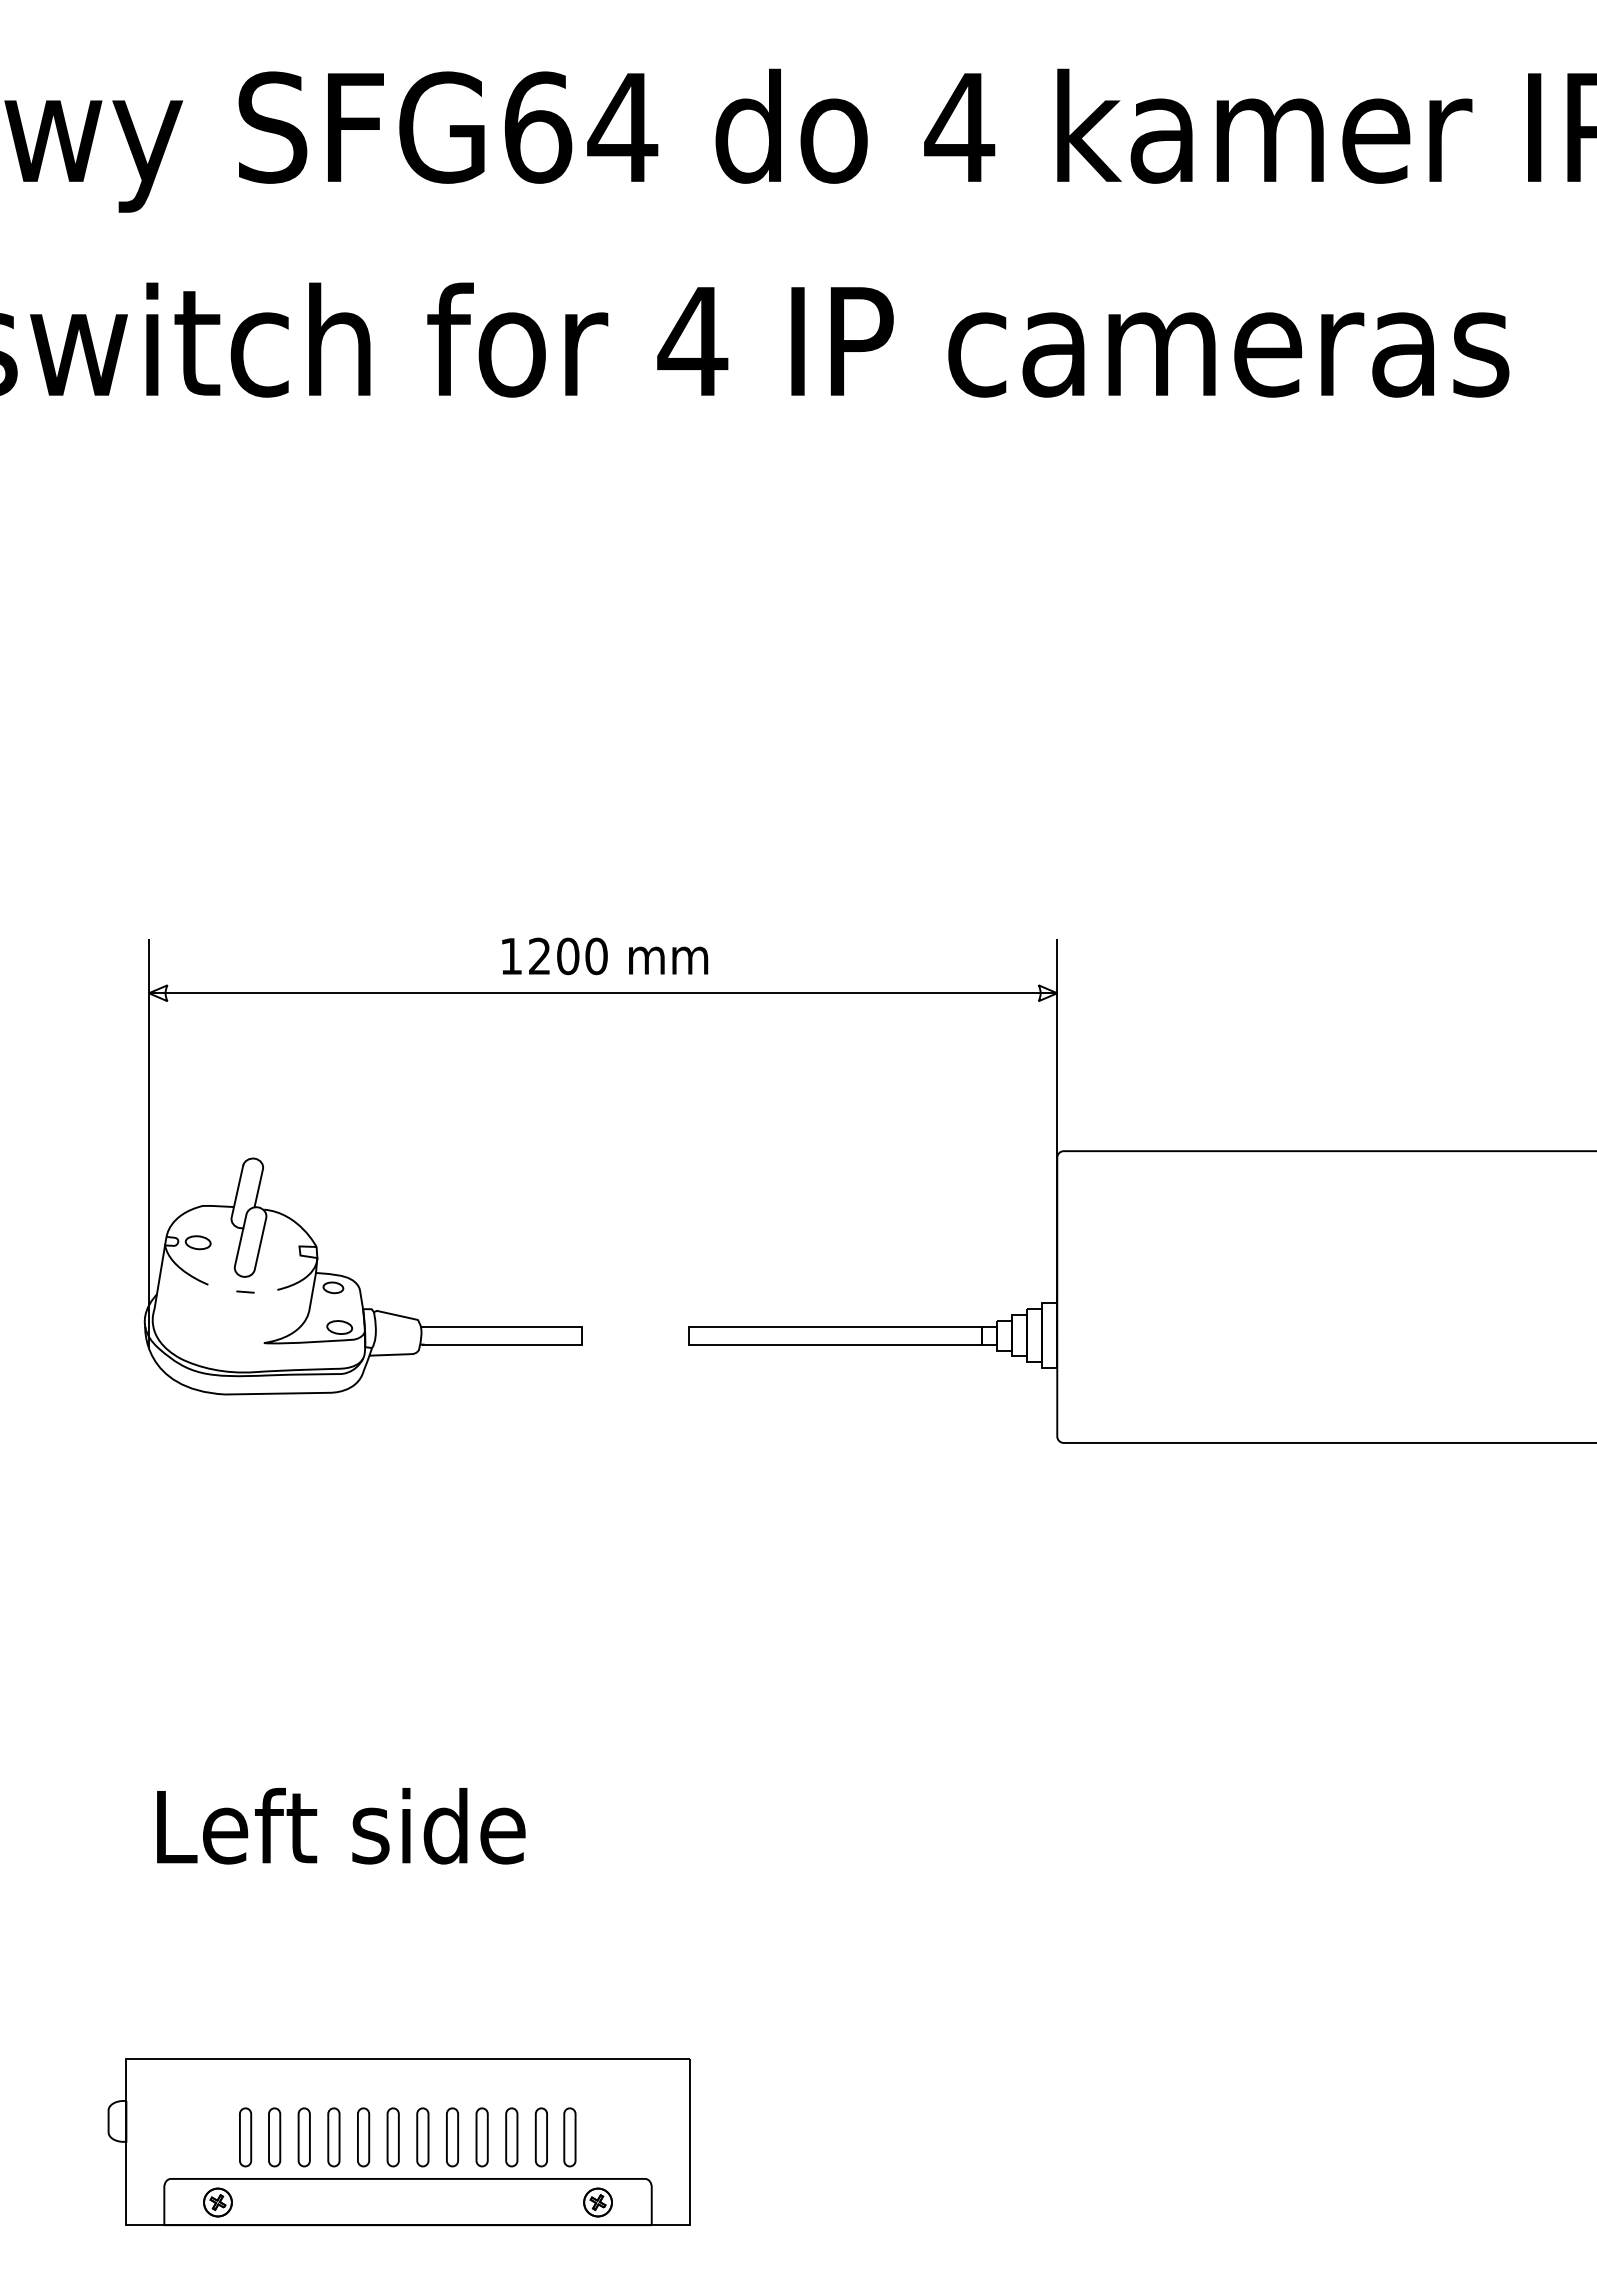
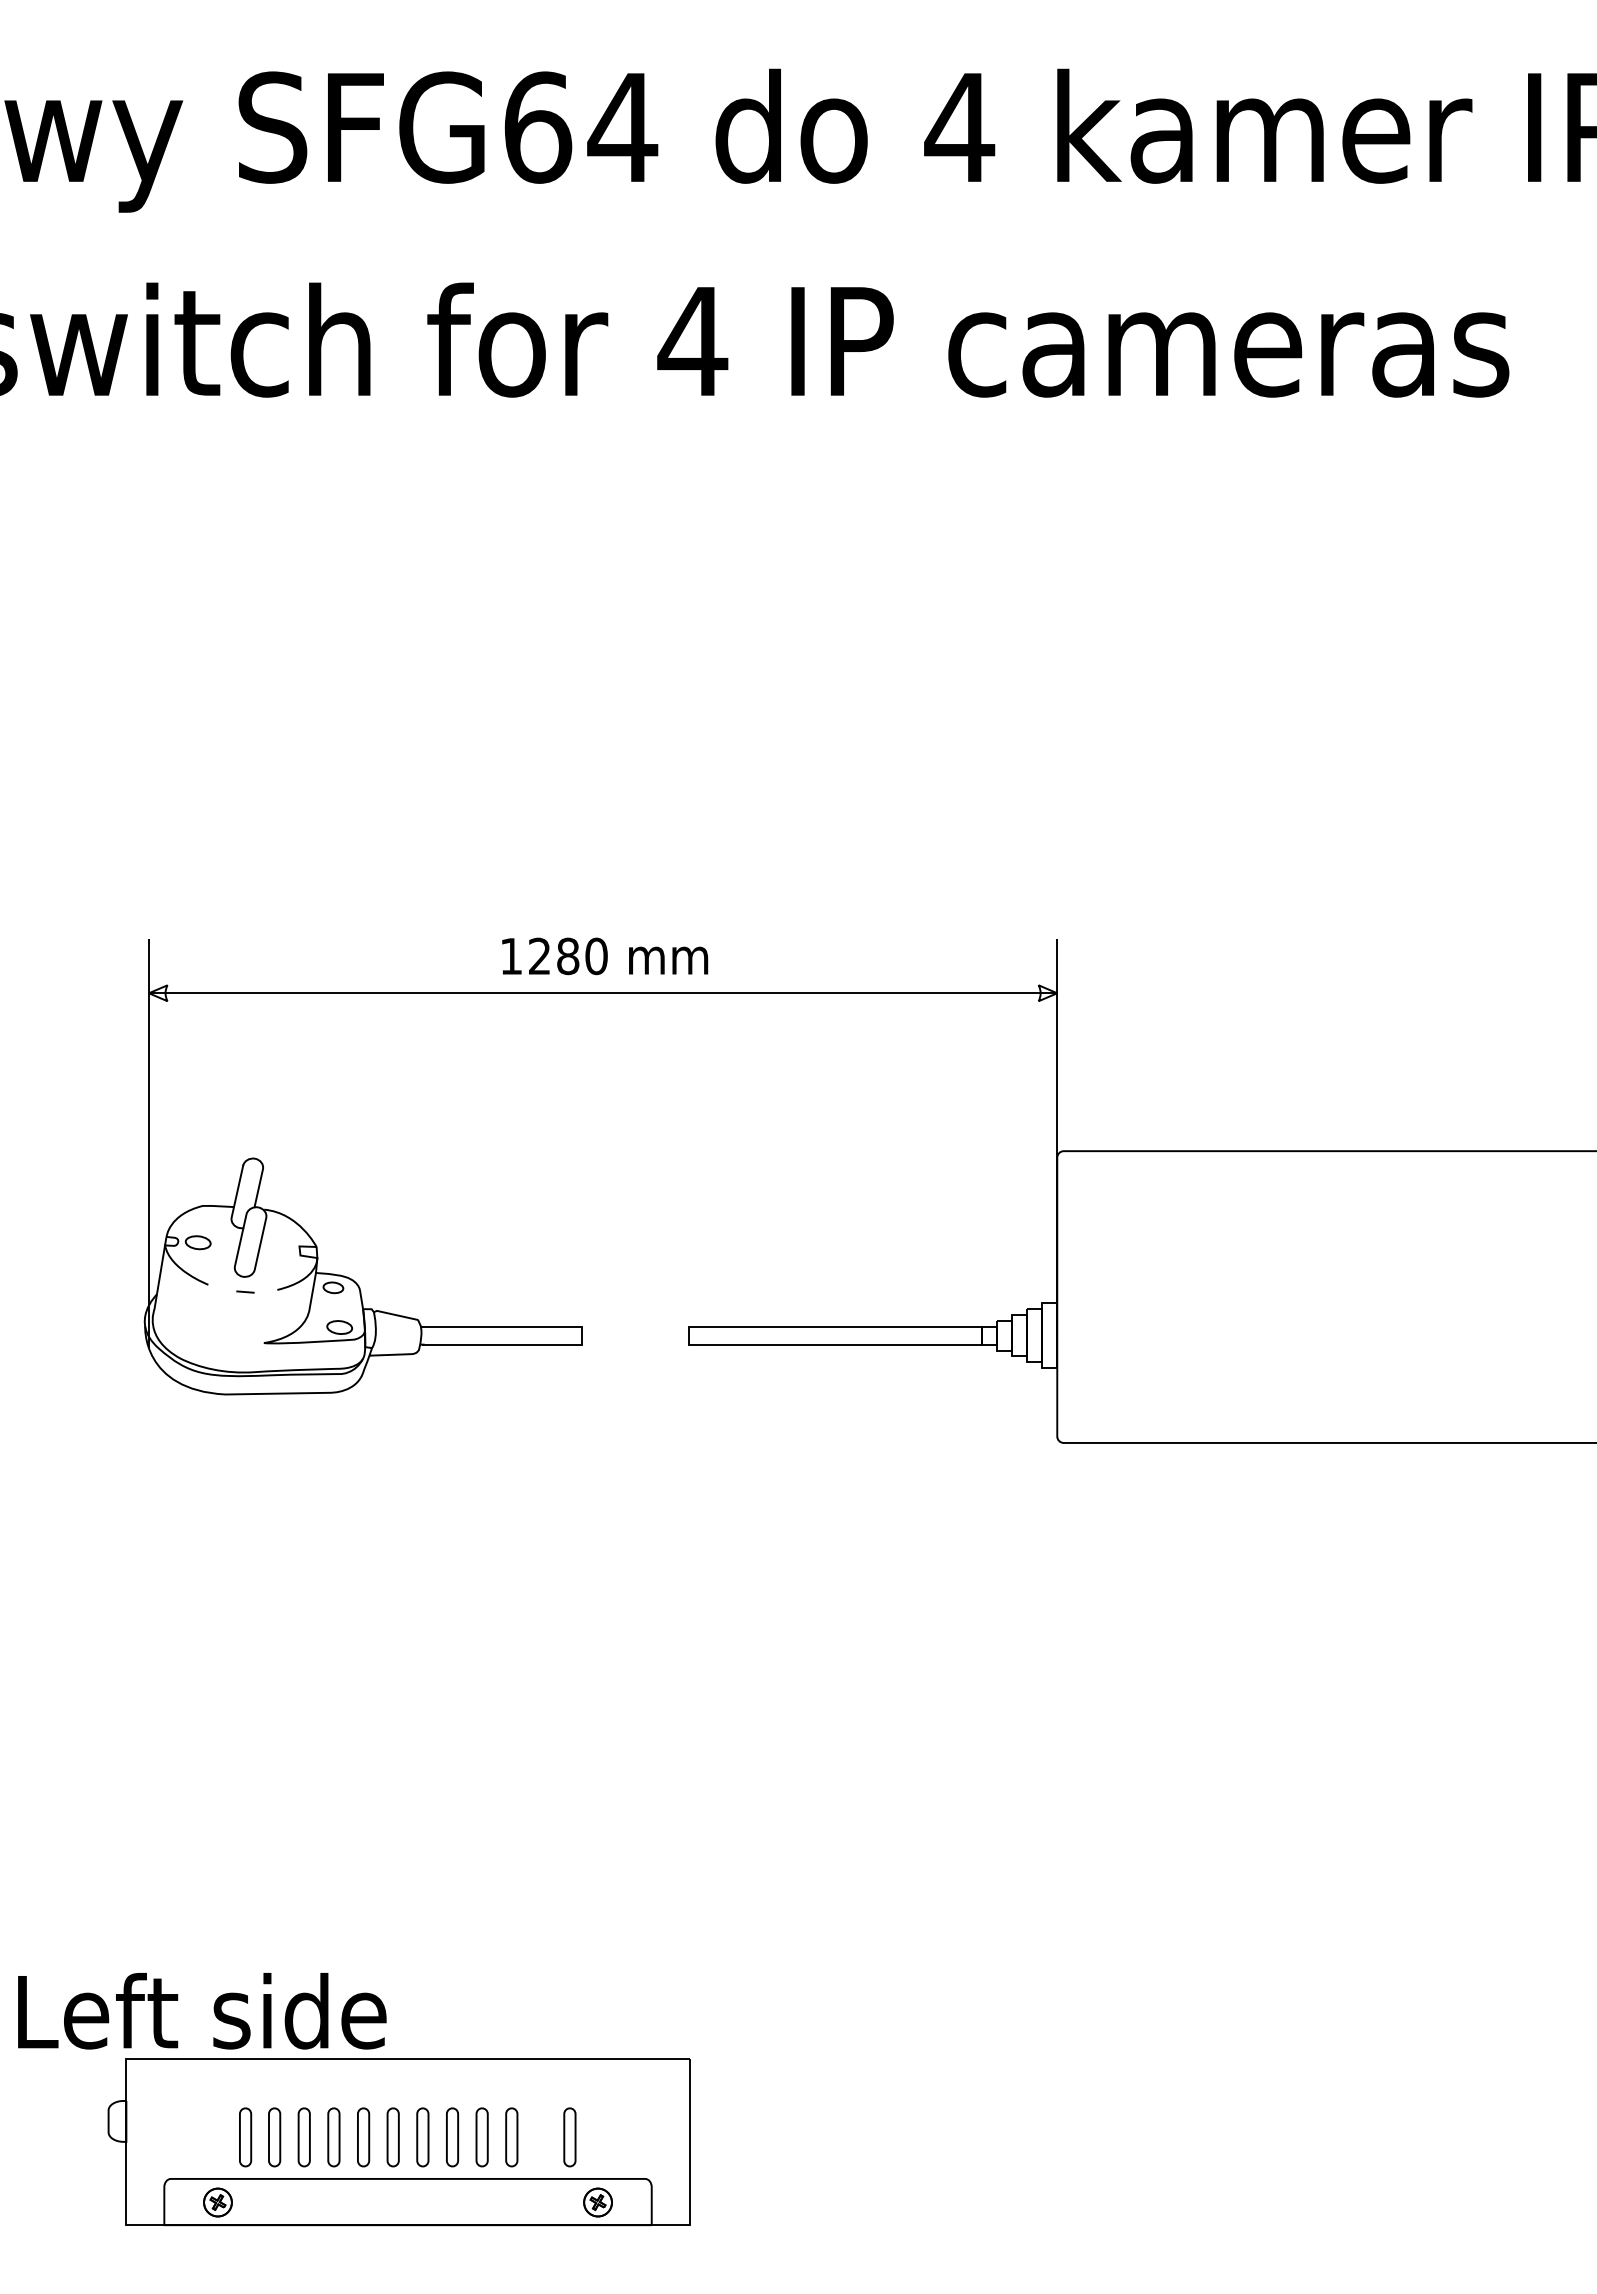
text: 1200 -> 1280 (568, 955)
text position: (341, 1826) -> (202, 2011) (202, 2011)
part: present -> none (540, 2137)
